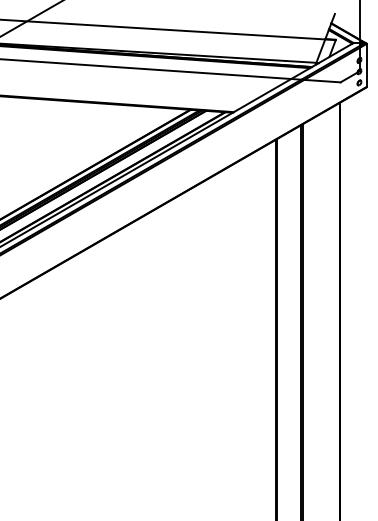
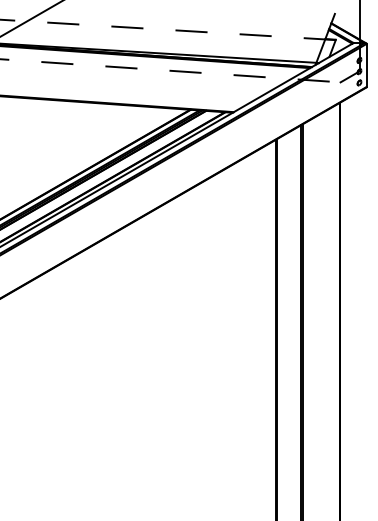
line: solid -> dashed (167, 29)
line: solid -> dashed (170, 70)
